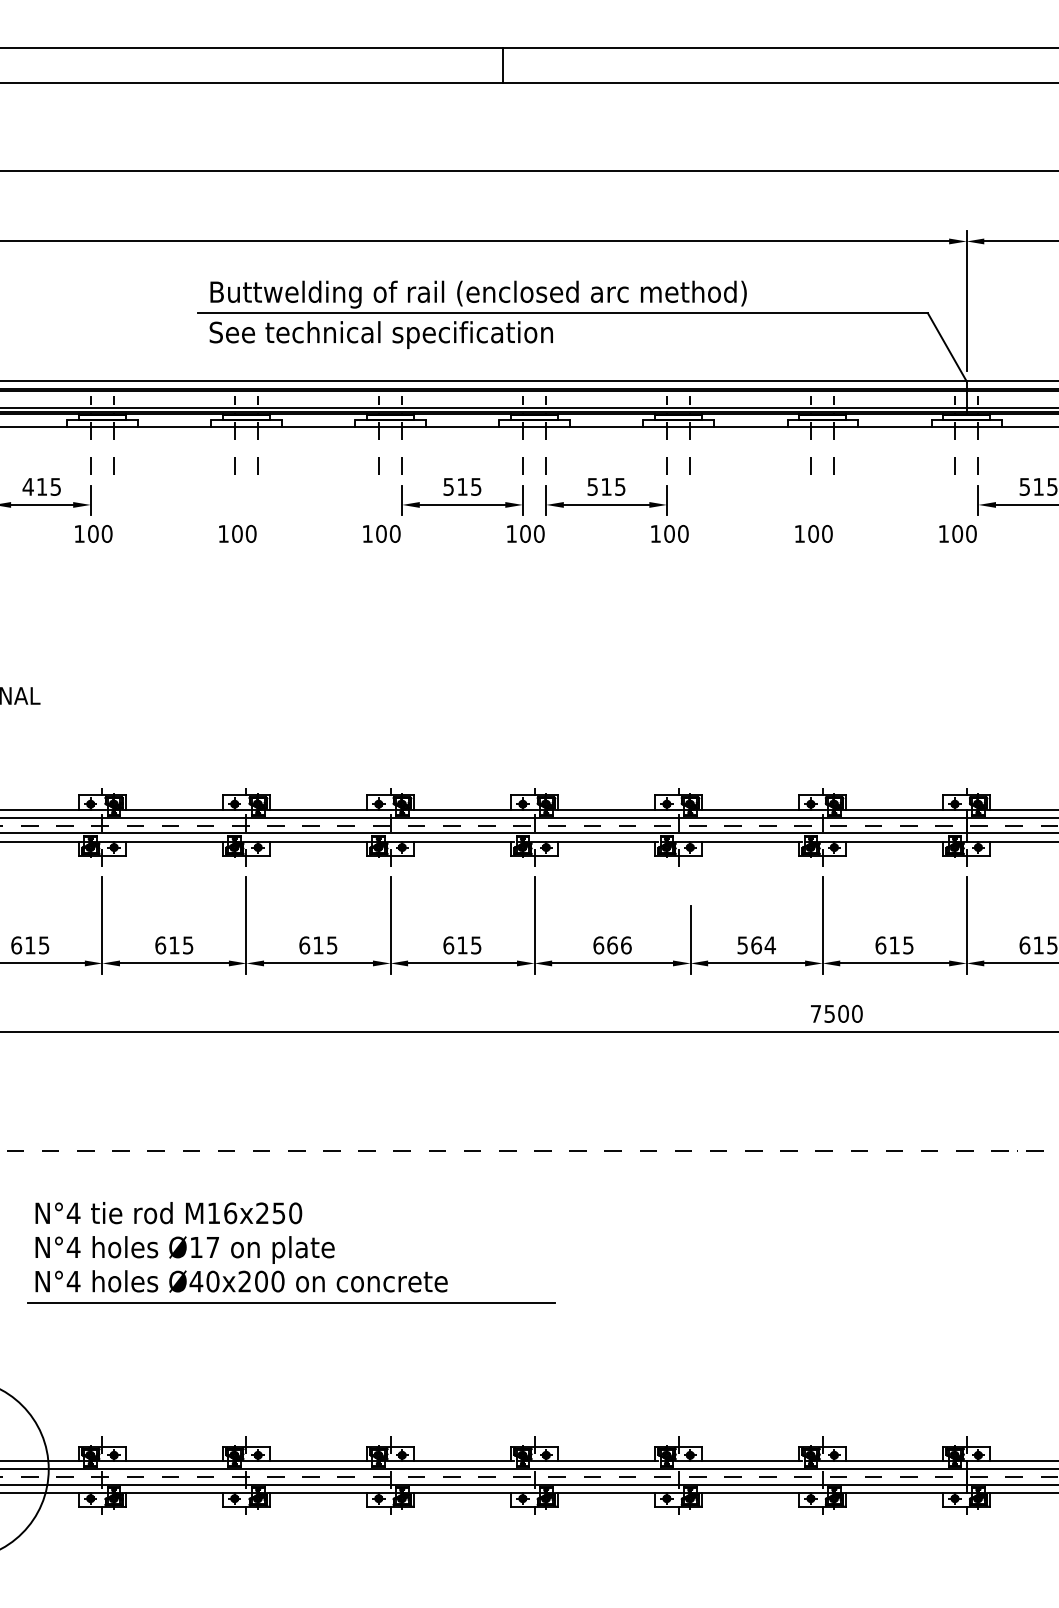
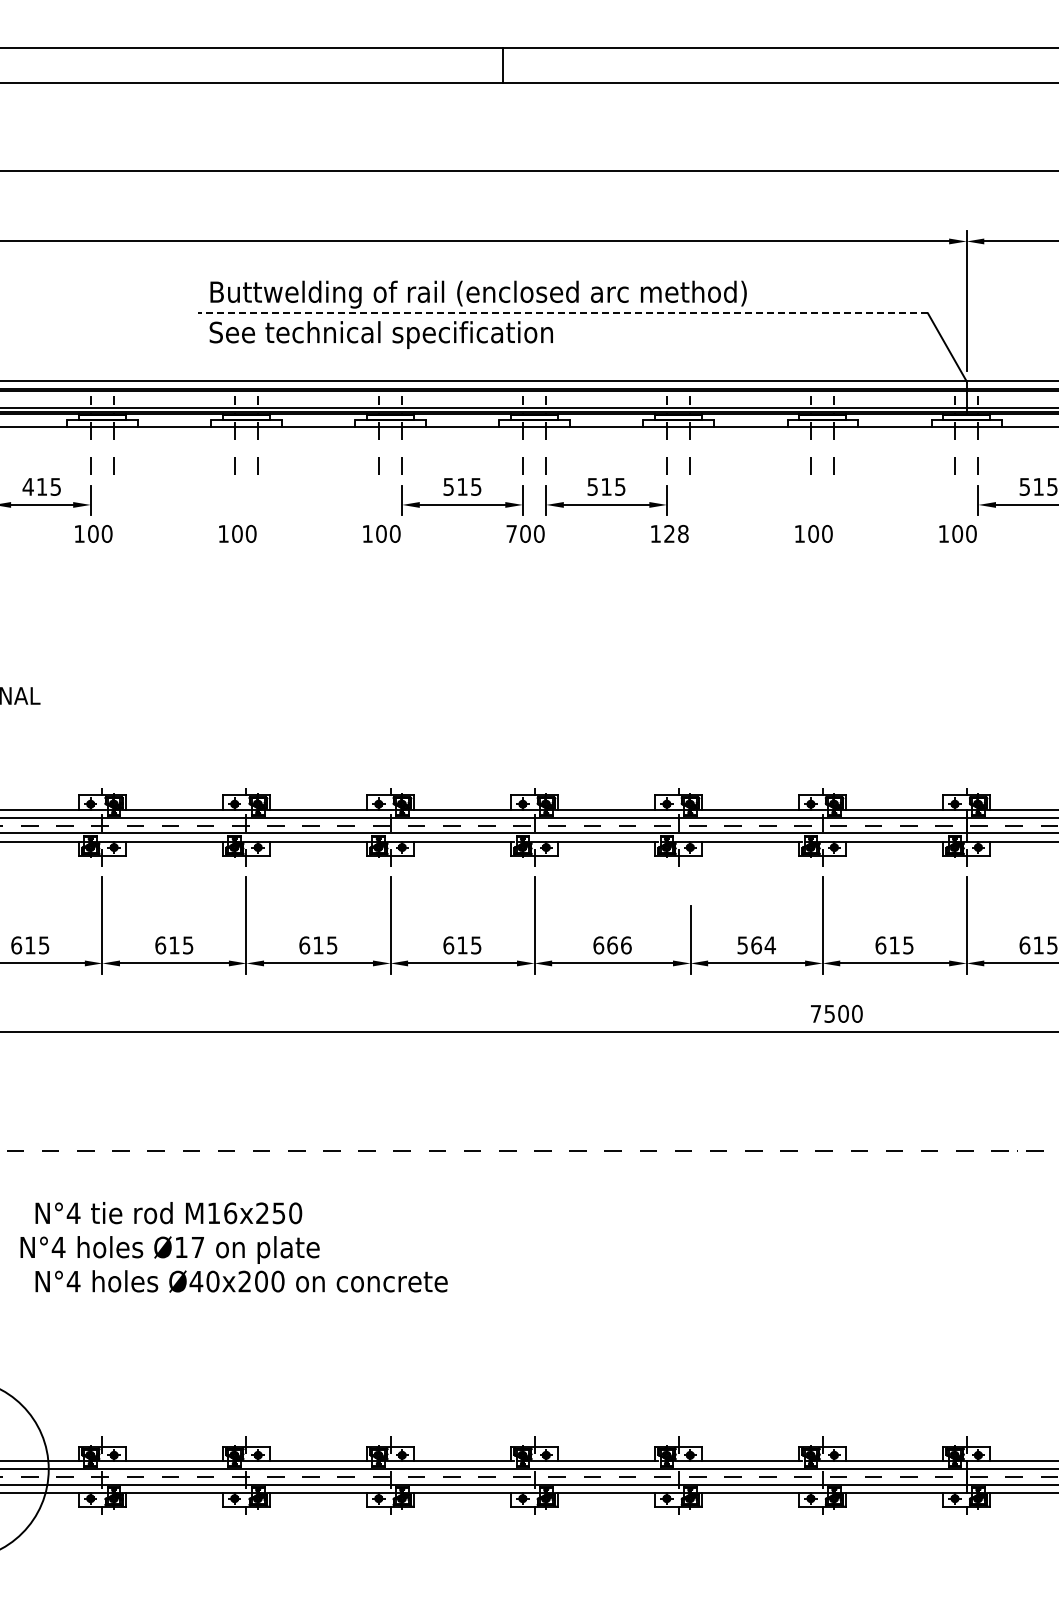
line: solid -> dashed (563, 313)
text: 100 -> 700 (511, 533)
text: 100 -> 128 (676, 533)
text position: (184, 1249) -> (169, 1249) (169, 1249)
line: present -> none (291, 1302)
